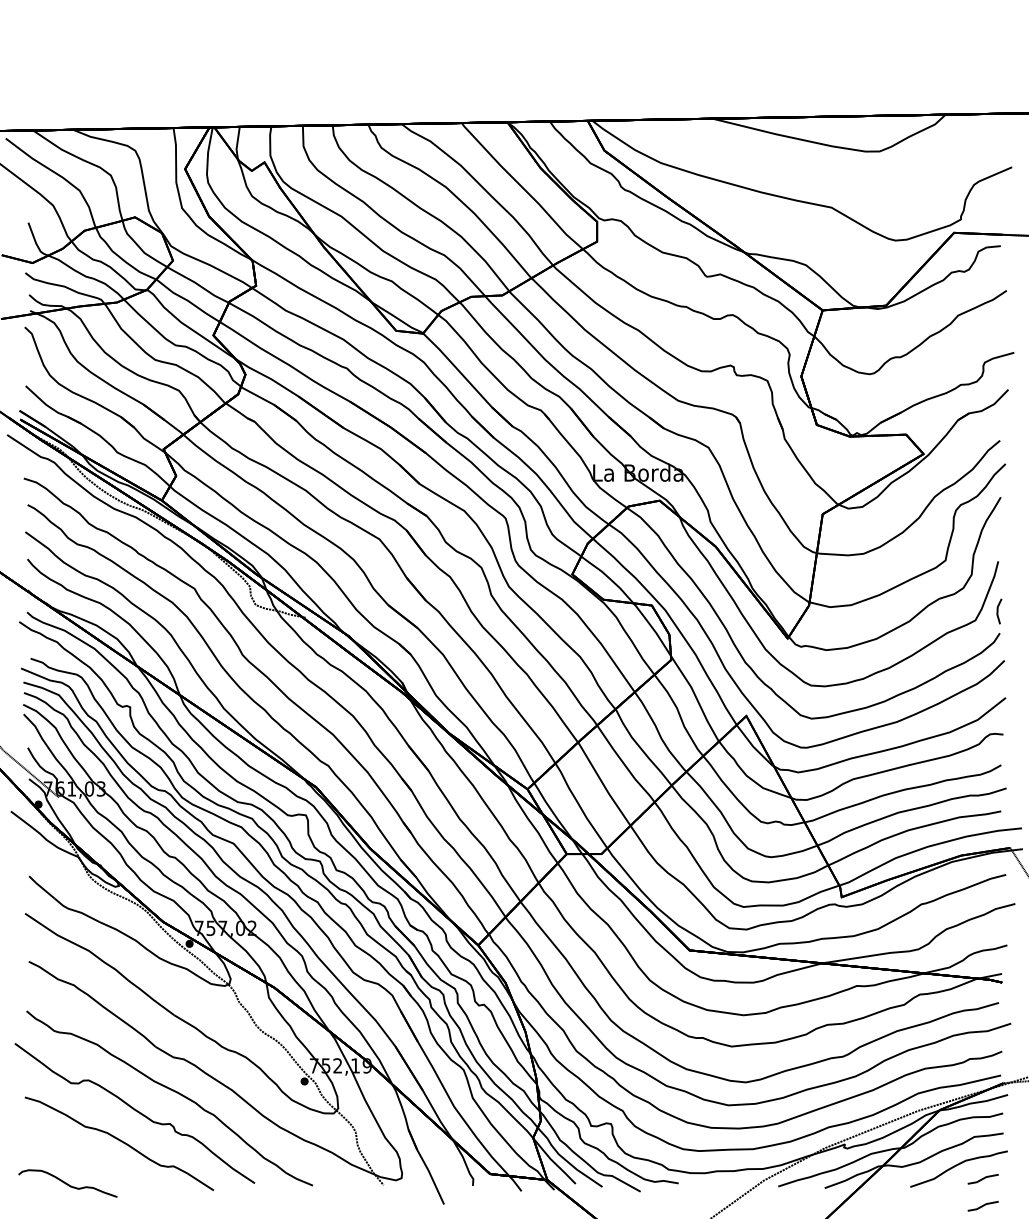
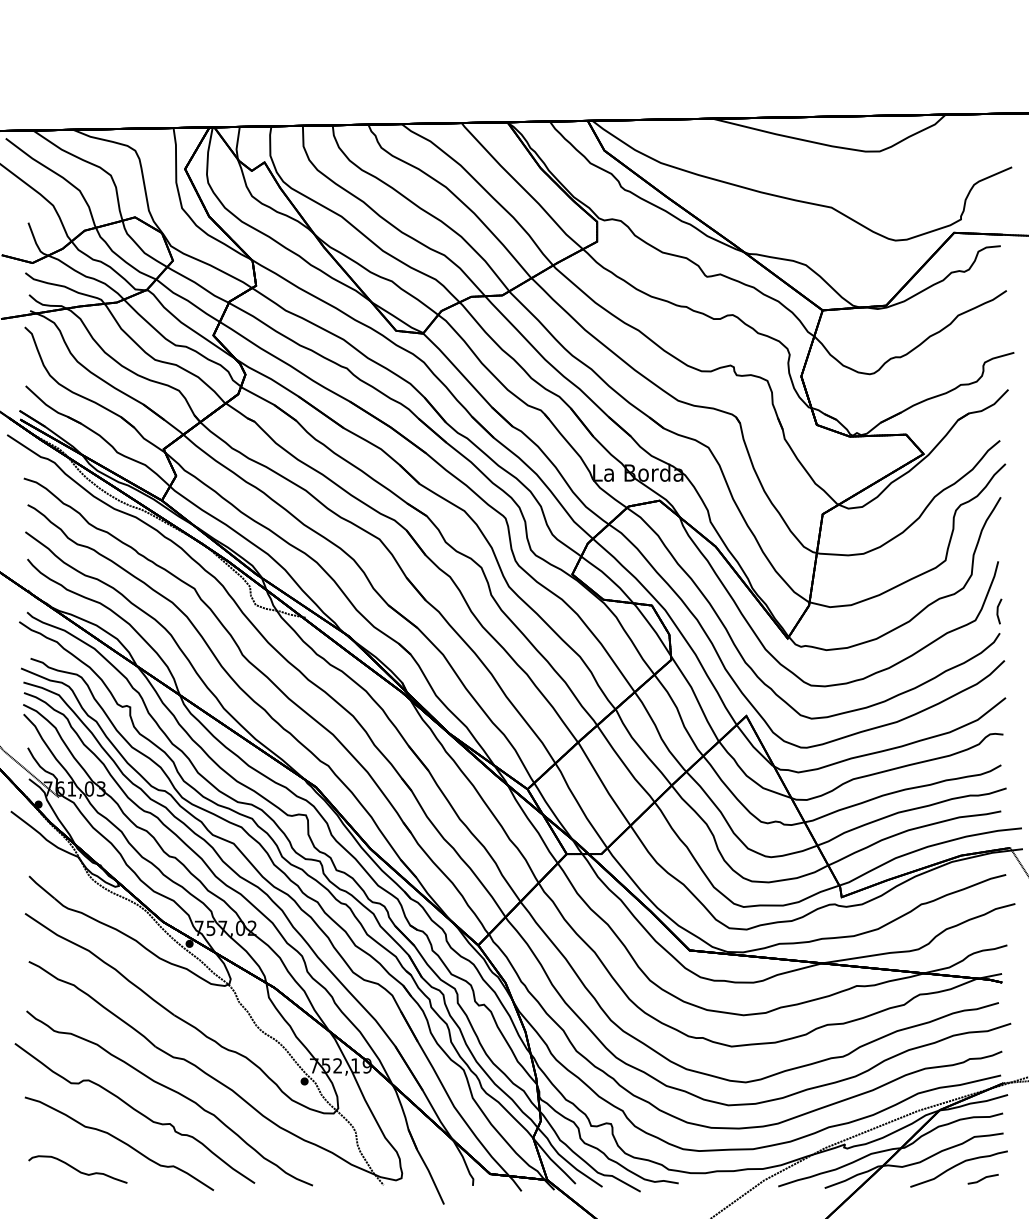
curve position: (67, 1183) -> (77, 1169) (77, 1169)
line: present -> none (982, 1206)
